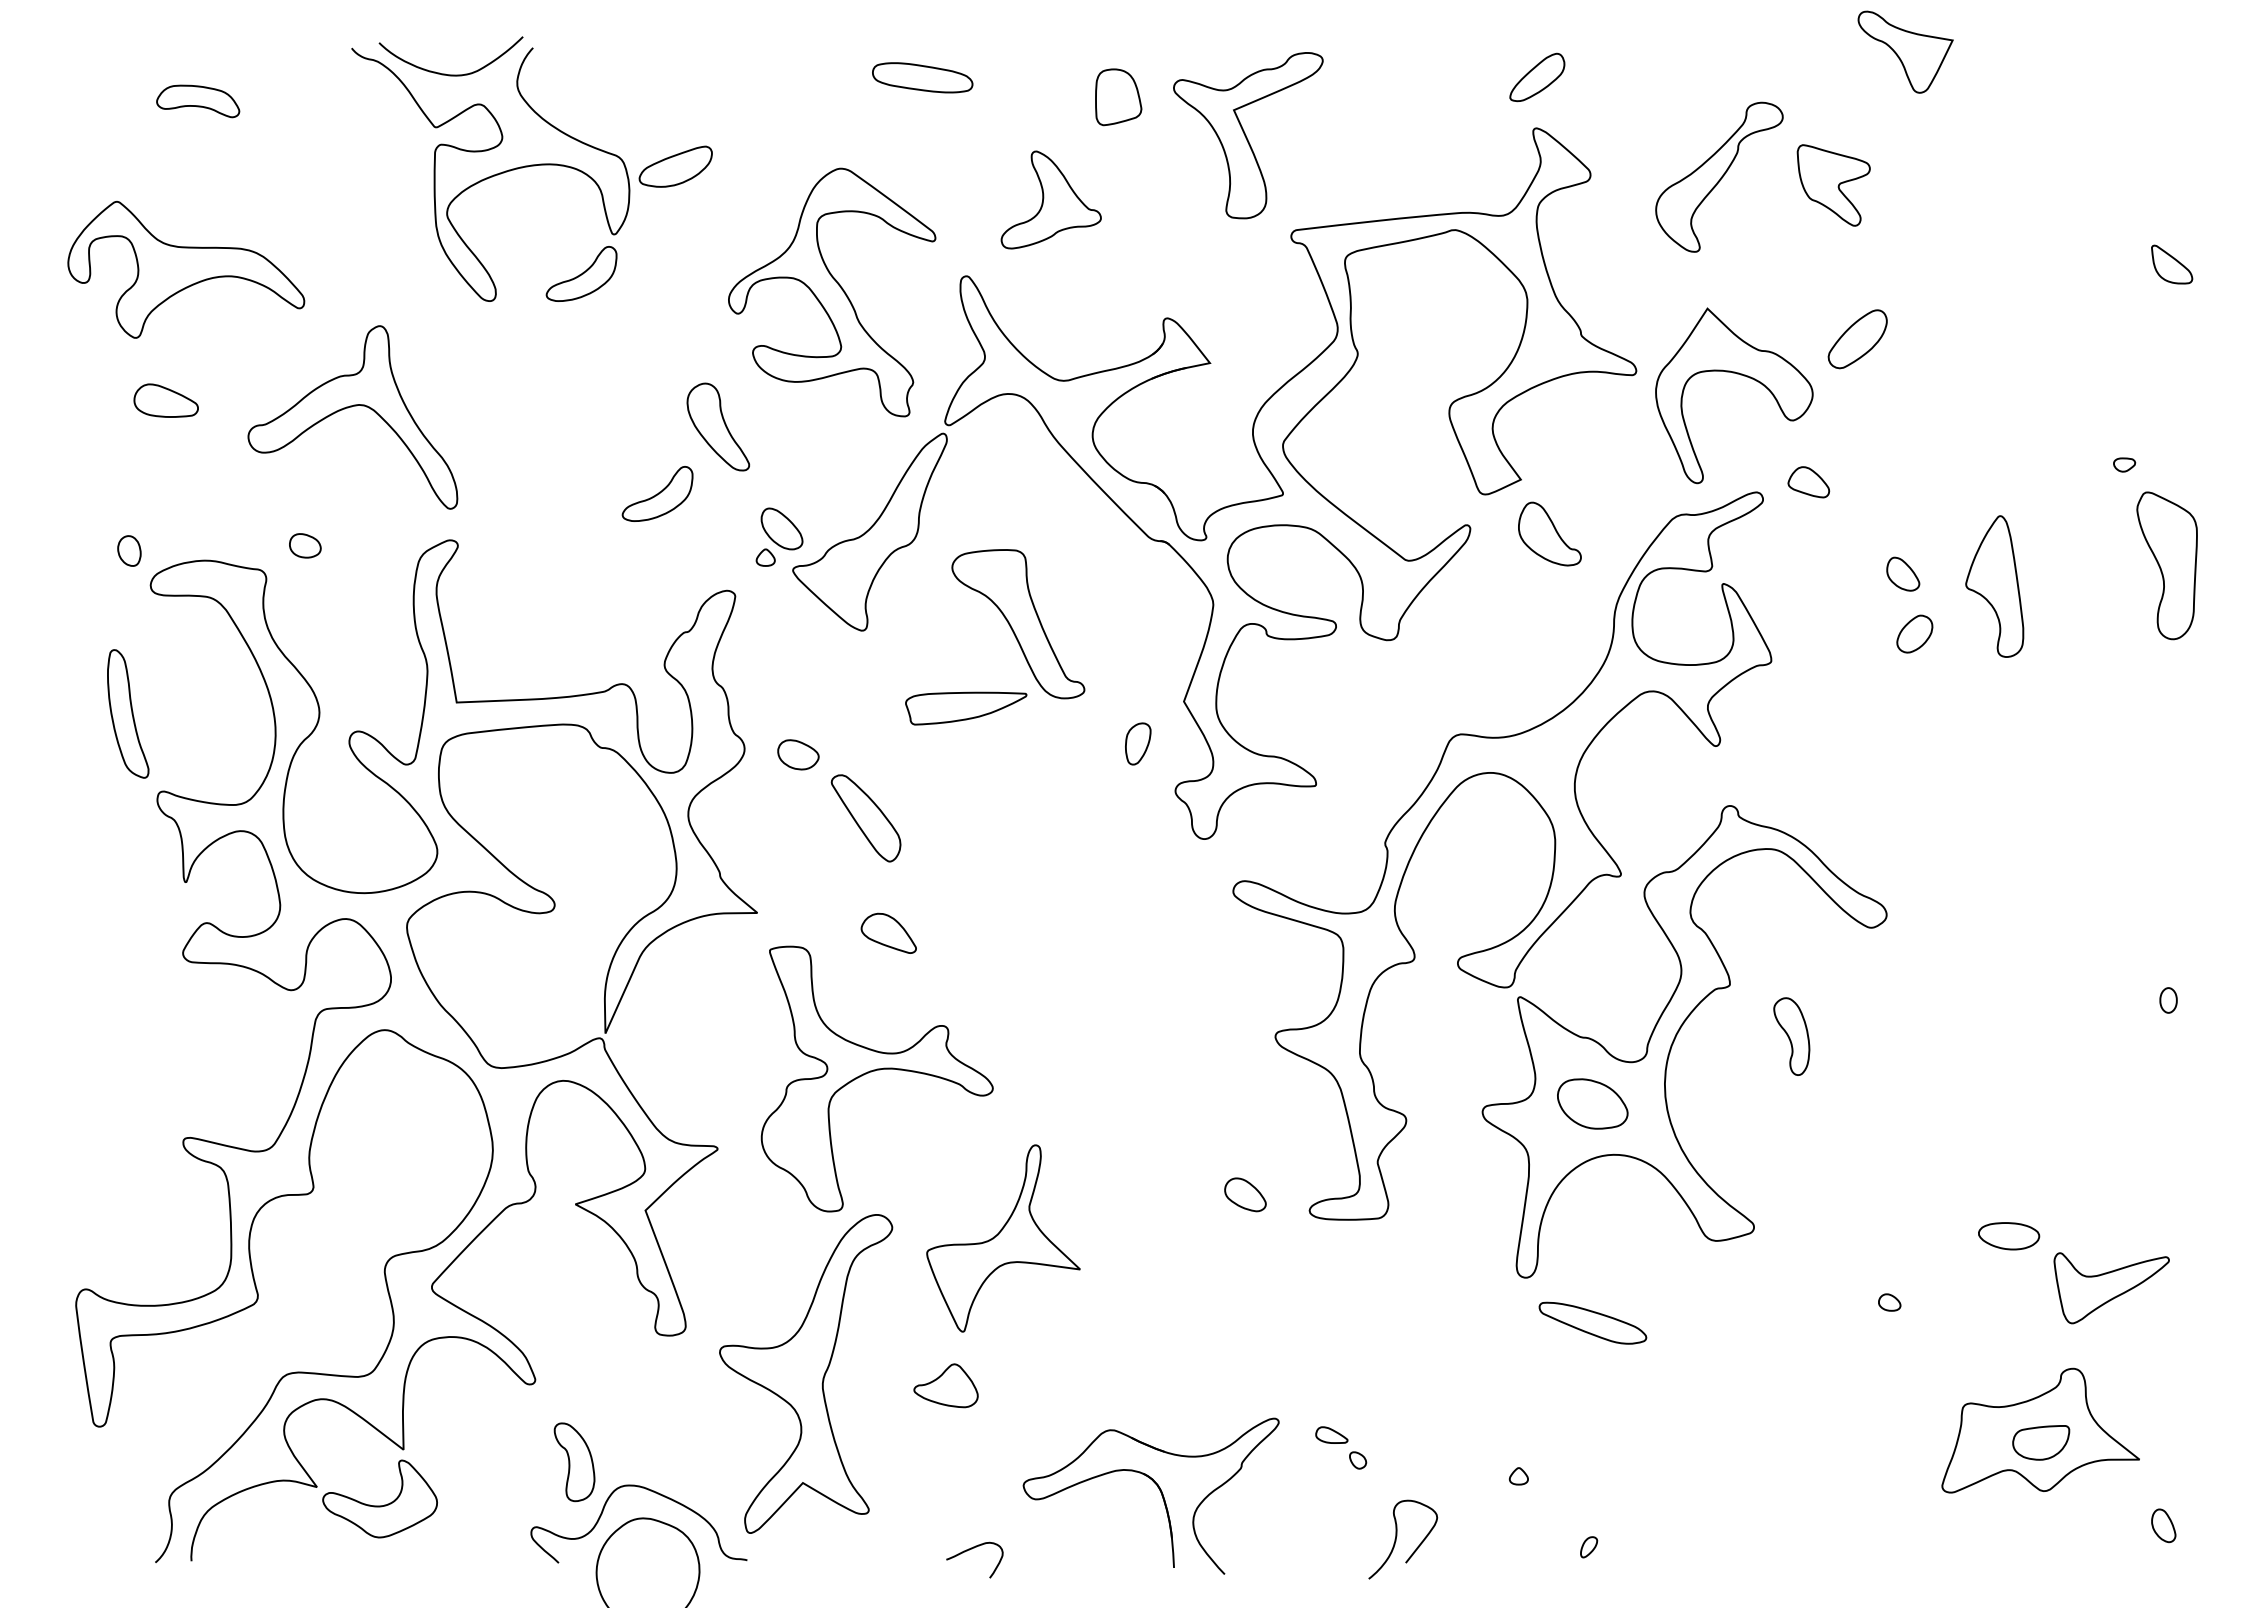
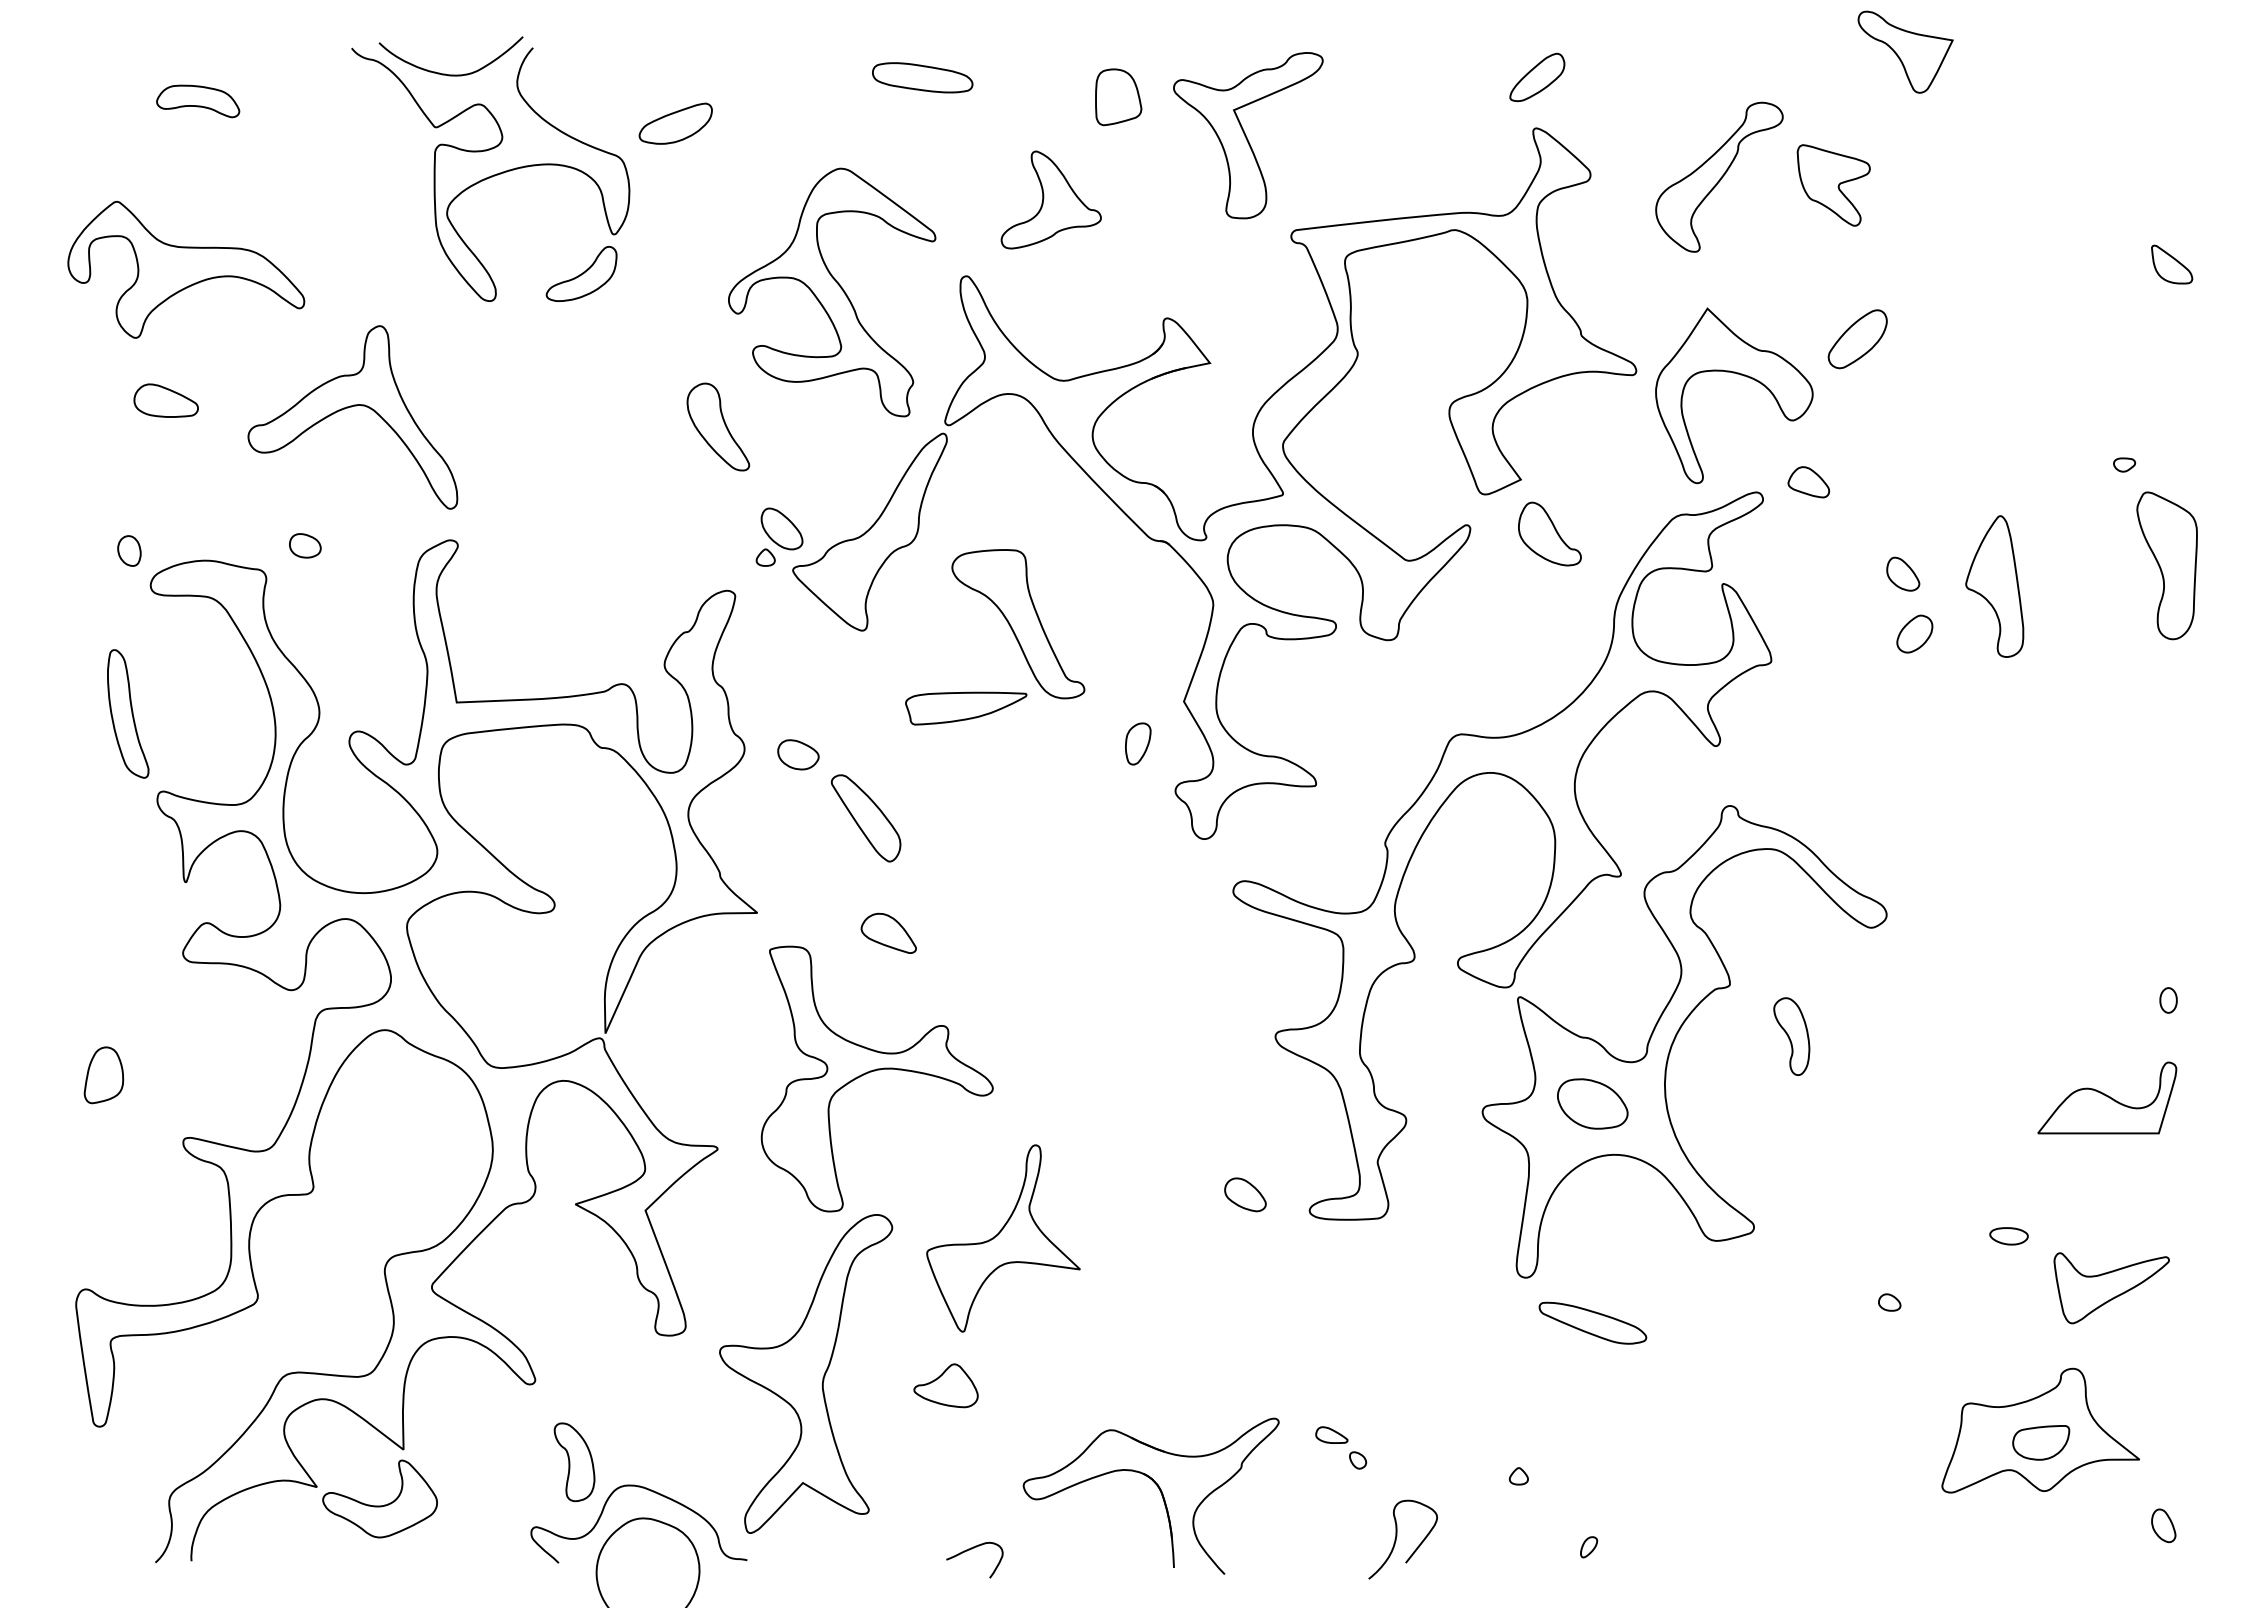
part position: (675, 166) -> (675, 123) (675, 123)
part: present -> none (657, 493)
part: none -> present (103, 1075)
part: none -> present (2107, 1097)
part size: 63x29 px -> 40x19 px (2008, 1236)
